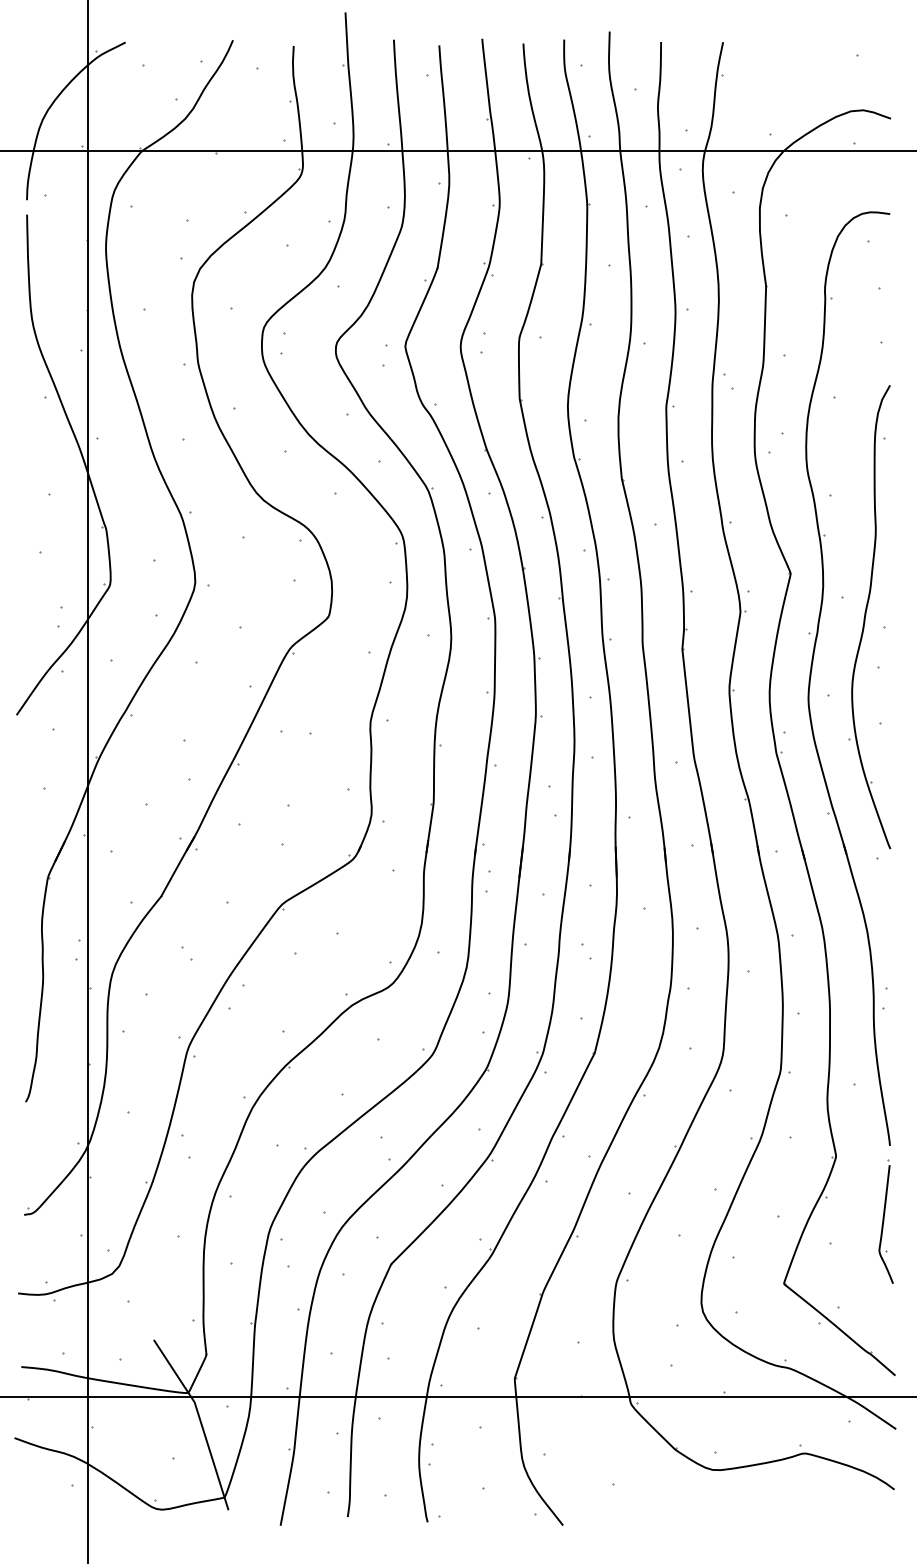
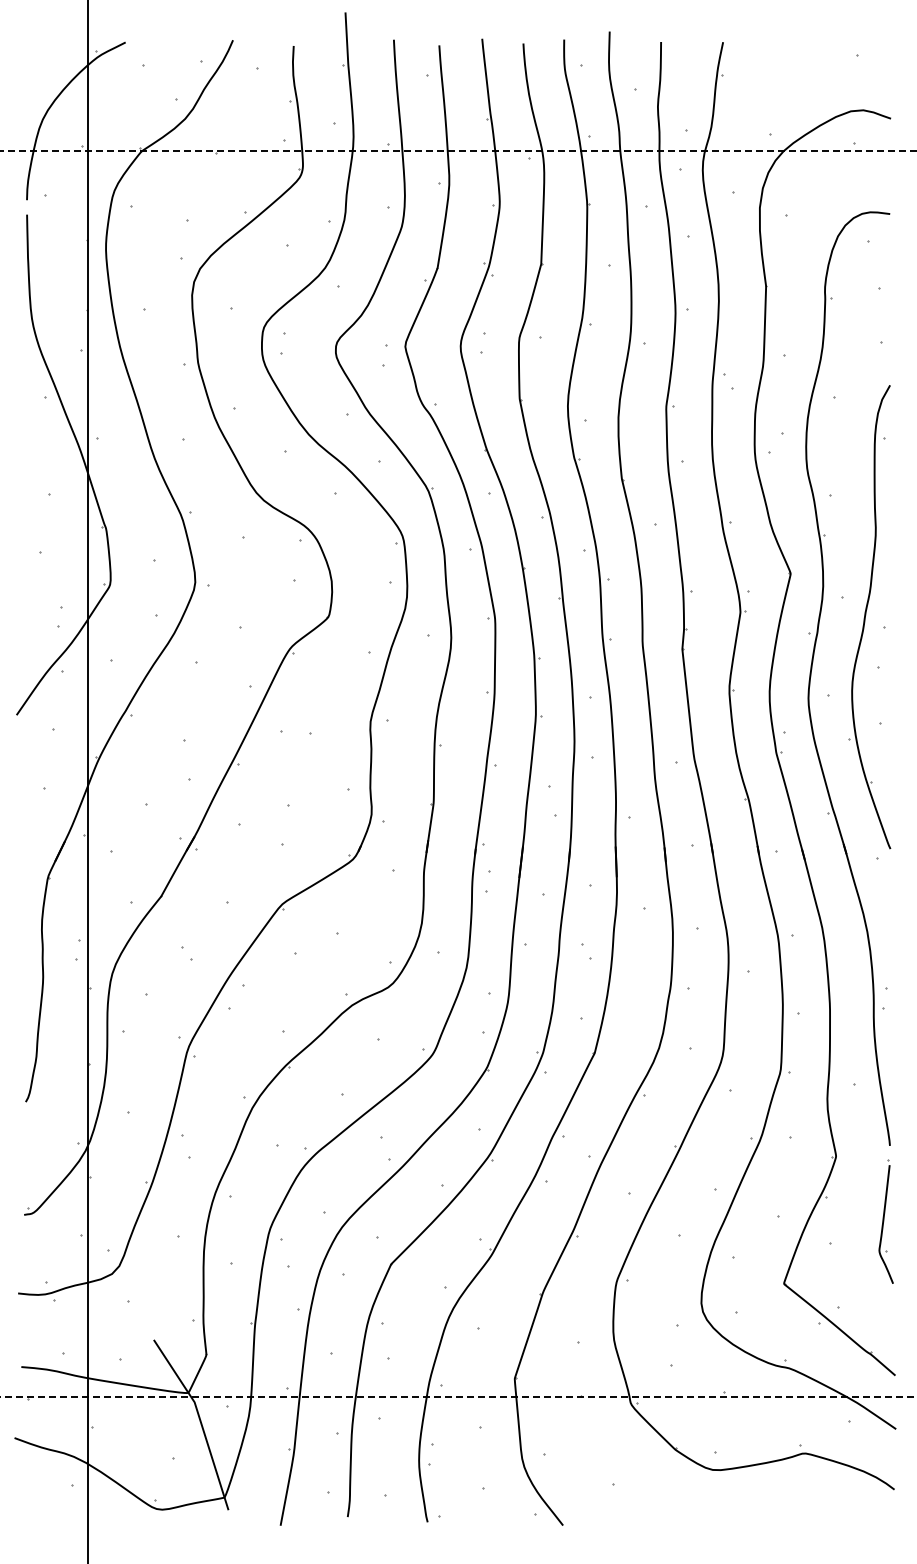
line: solid -> dashed (458, 150)
line: solid -> dashed (458, 1396)
